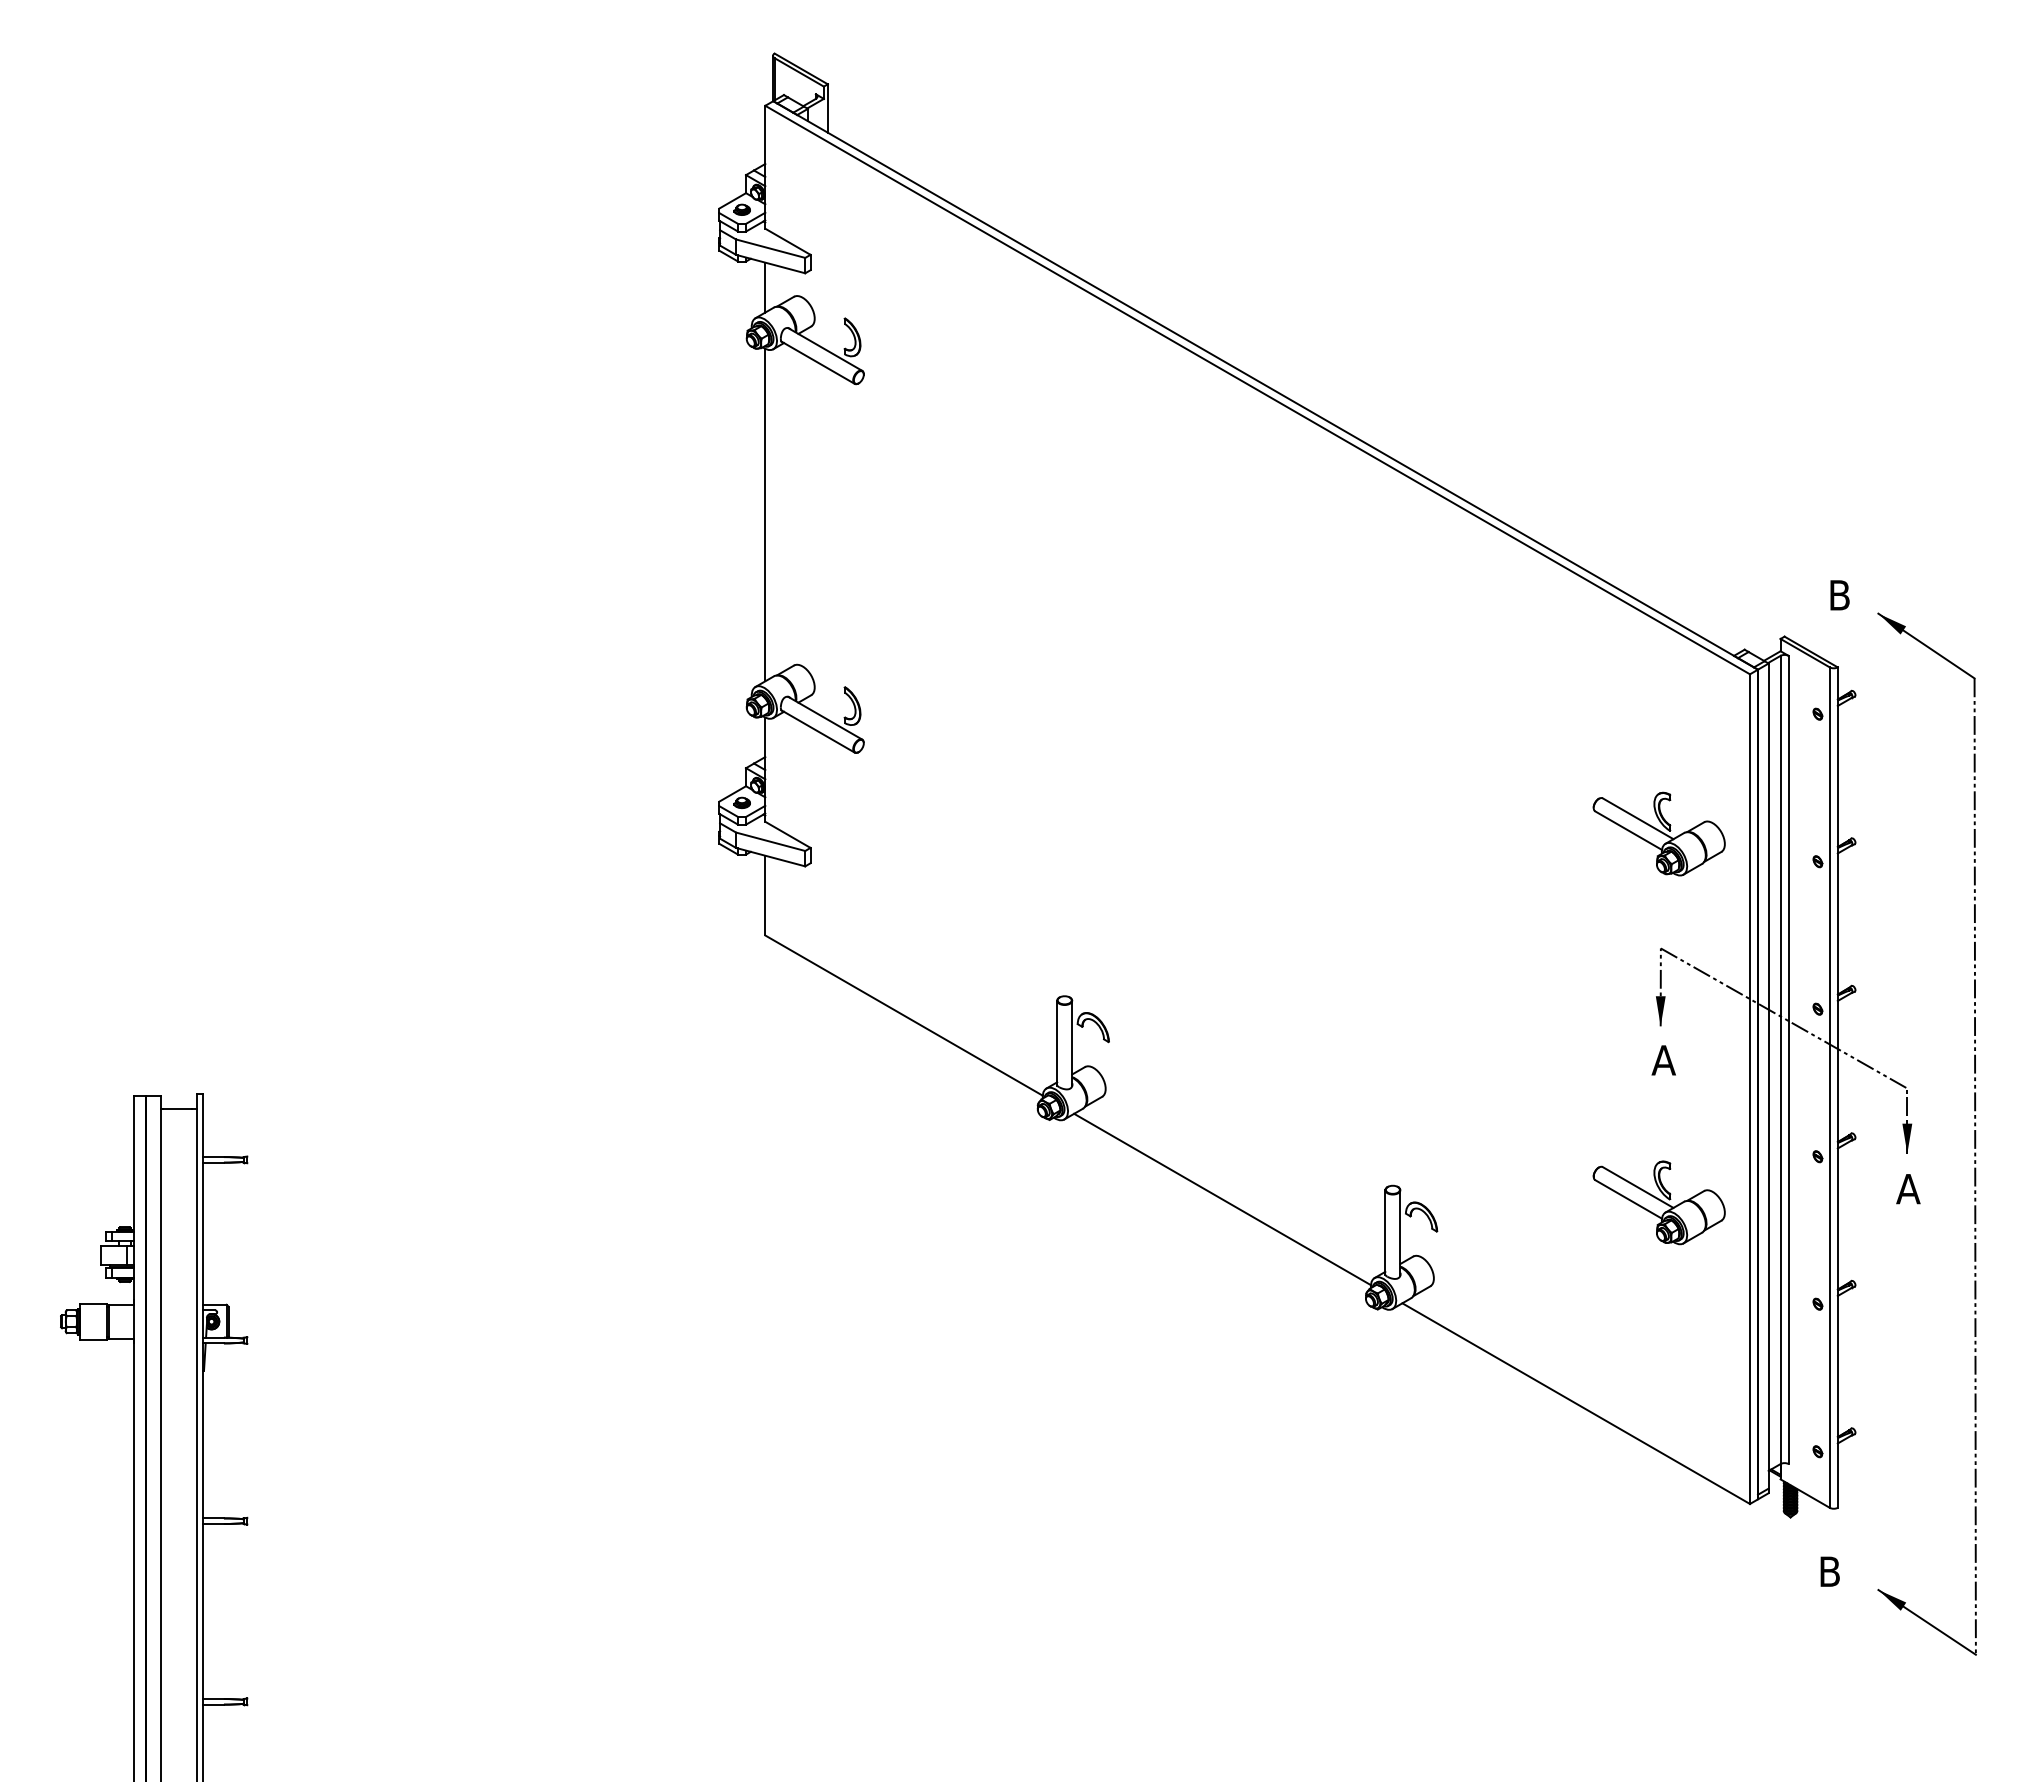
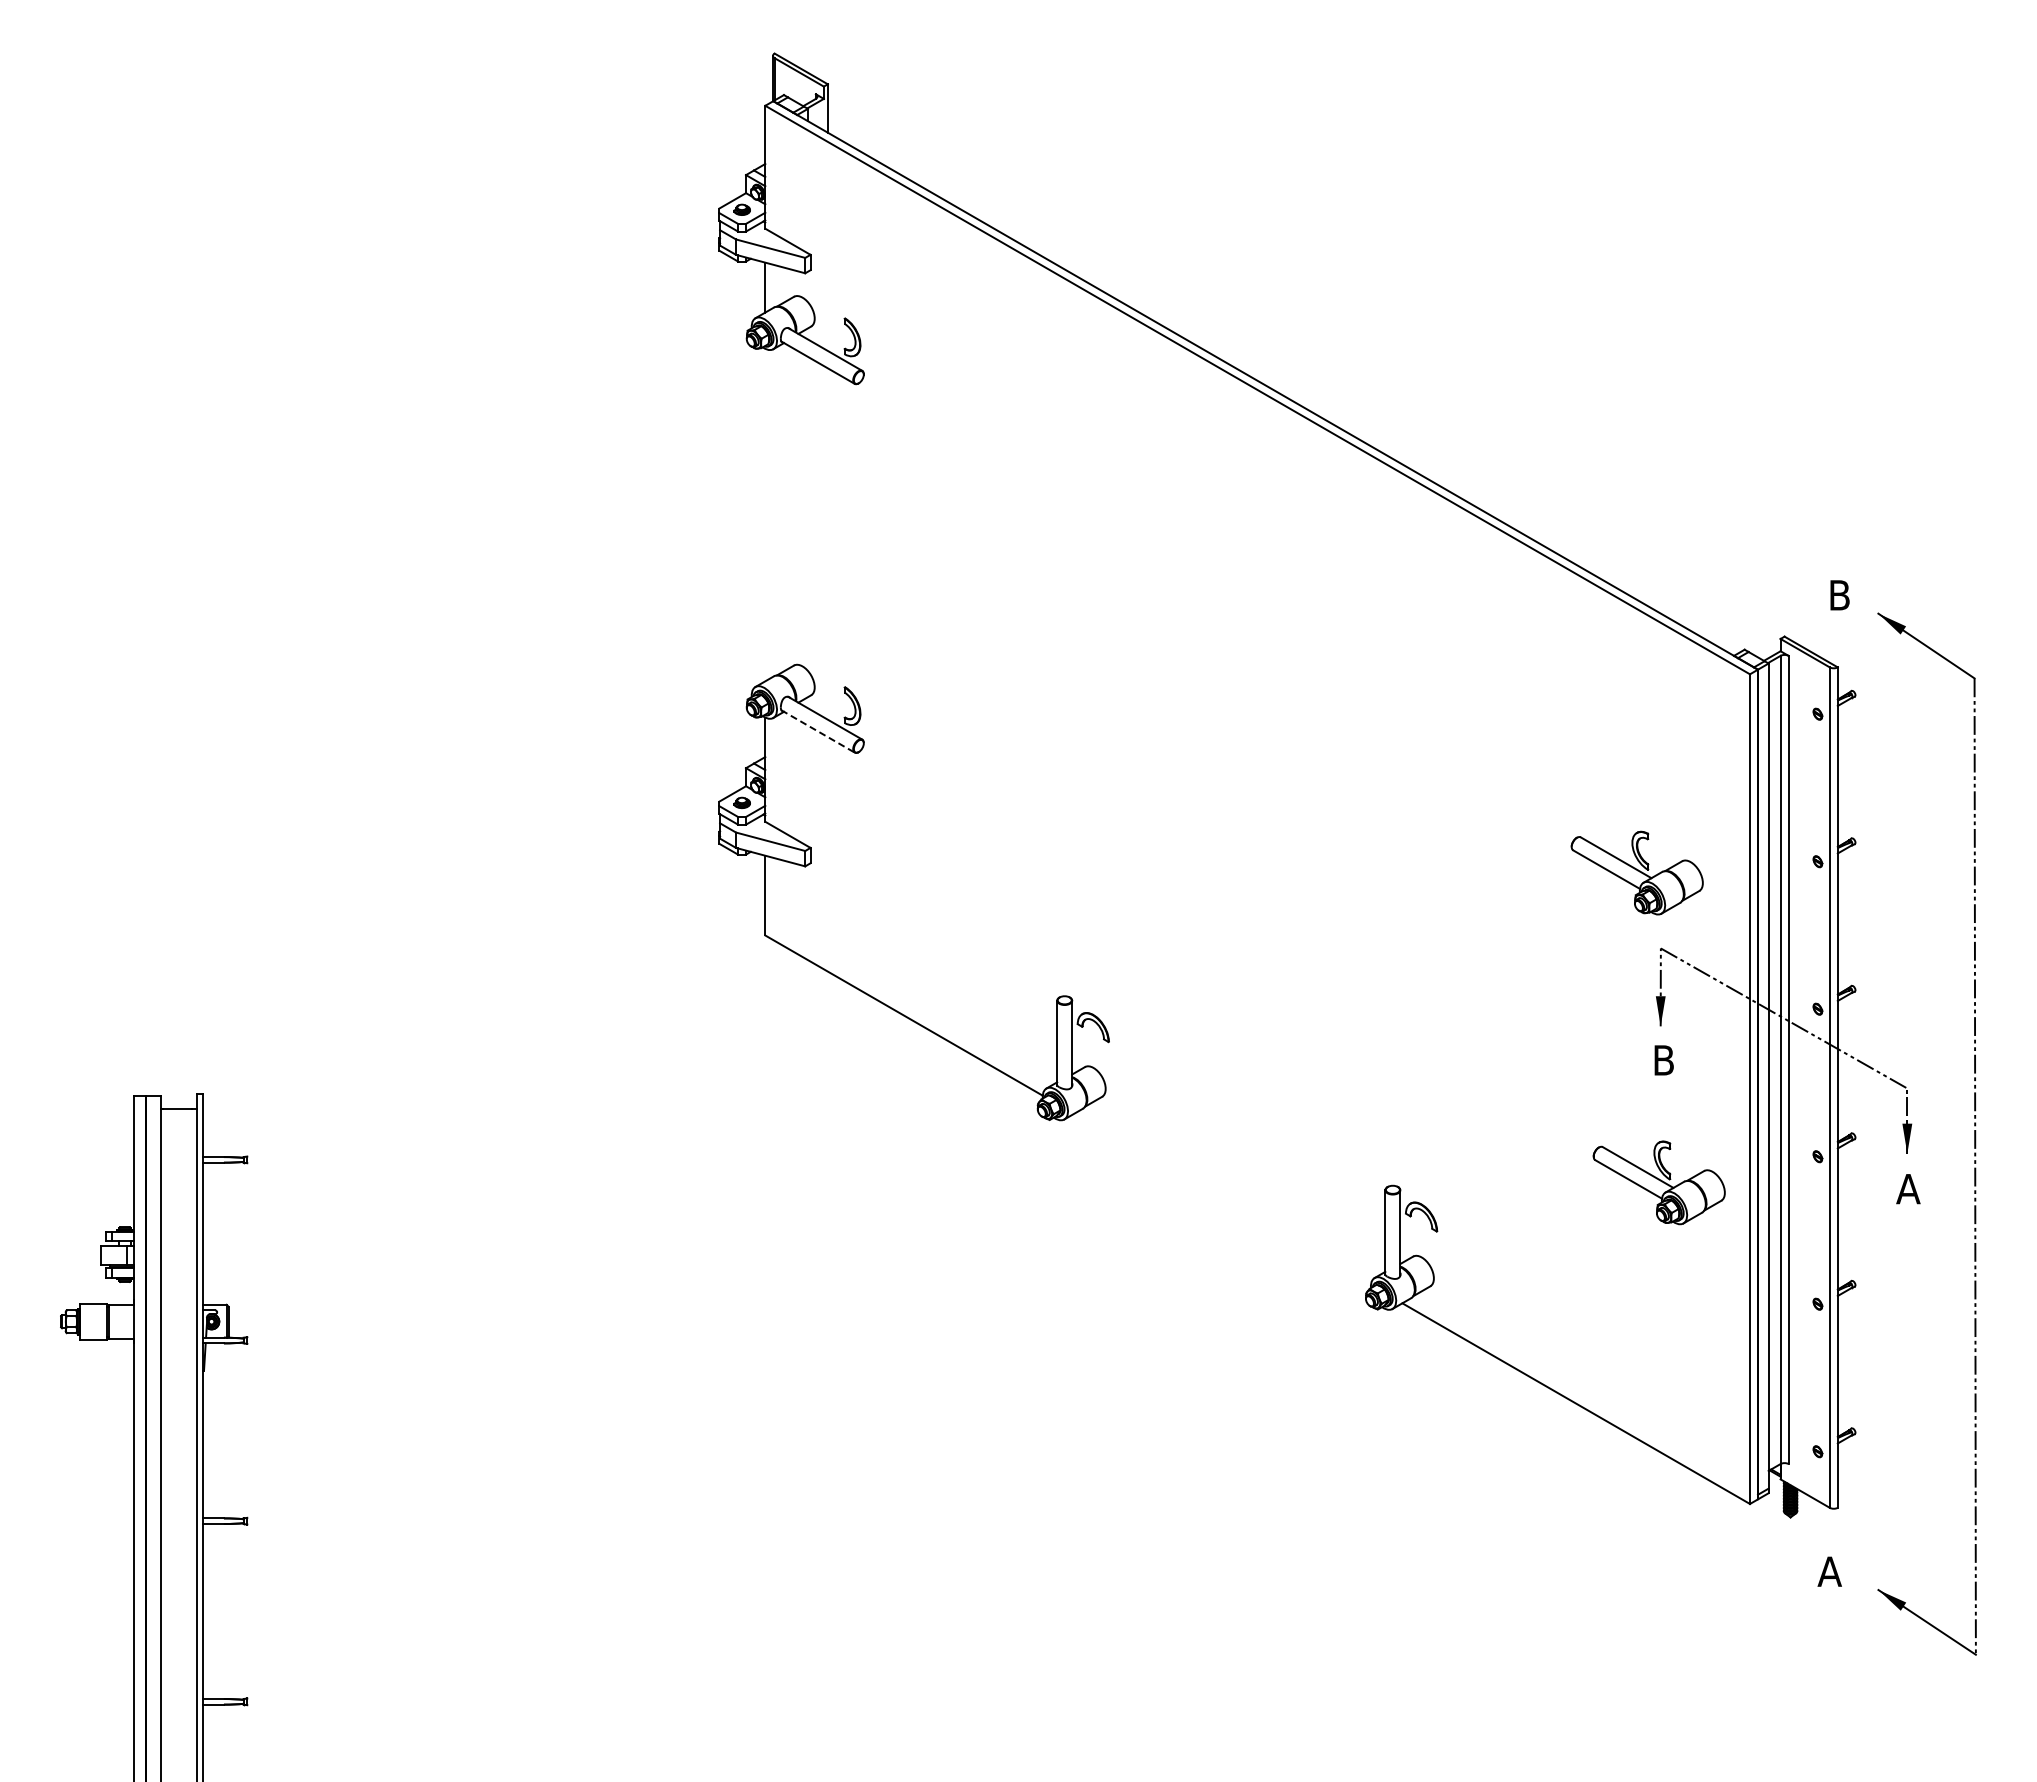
line: present -> none (765, 514)
line: solid -> dashed (818, 731)
part position: (1658, 833) -> (1636, 872) (1636, 872)
text: A -> B (1663, 1060)
line: present -> none (1222, 1199)
part position: (1658, 1202) -> (1658, 1182) (1658, 1182)
text: B -> A (1829, 1571)
